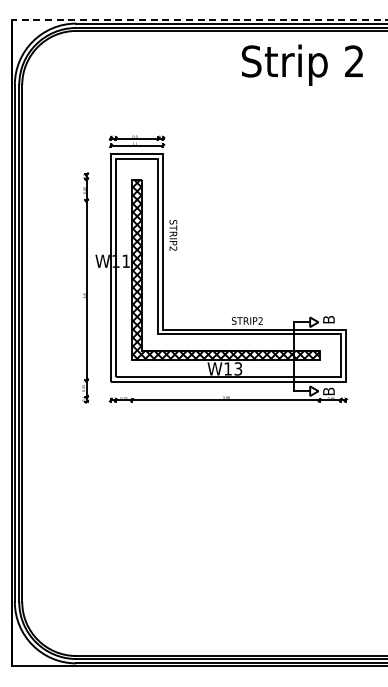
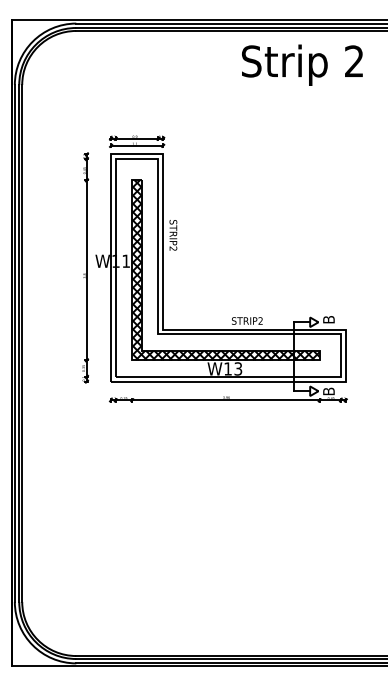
line: dashed -> solid (199, 19)
part position: (85, 287) -> (85, 267) (85, 267)
